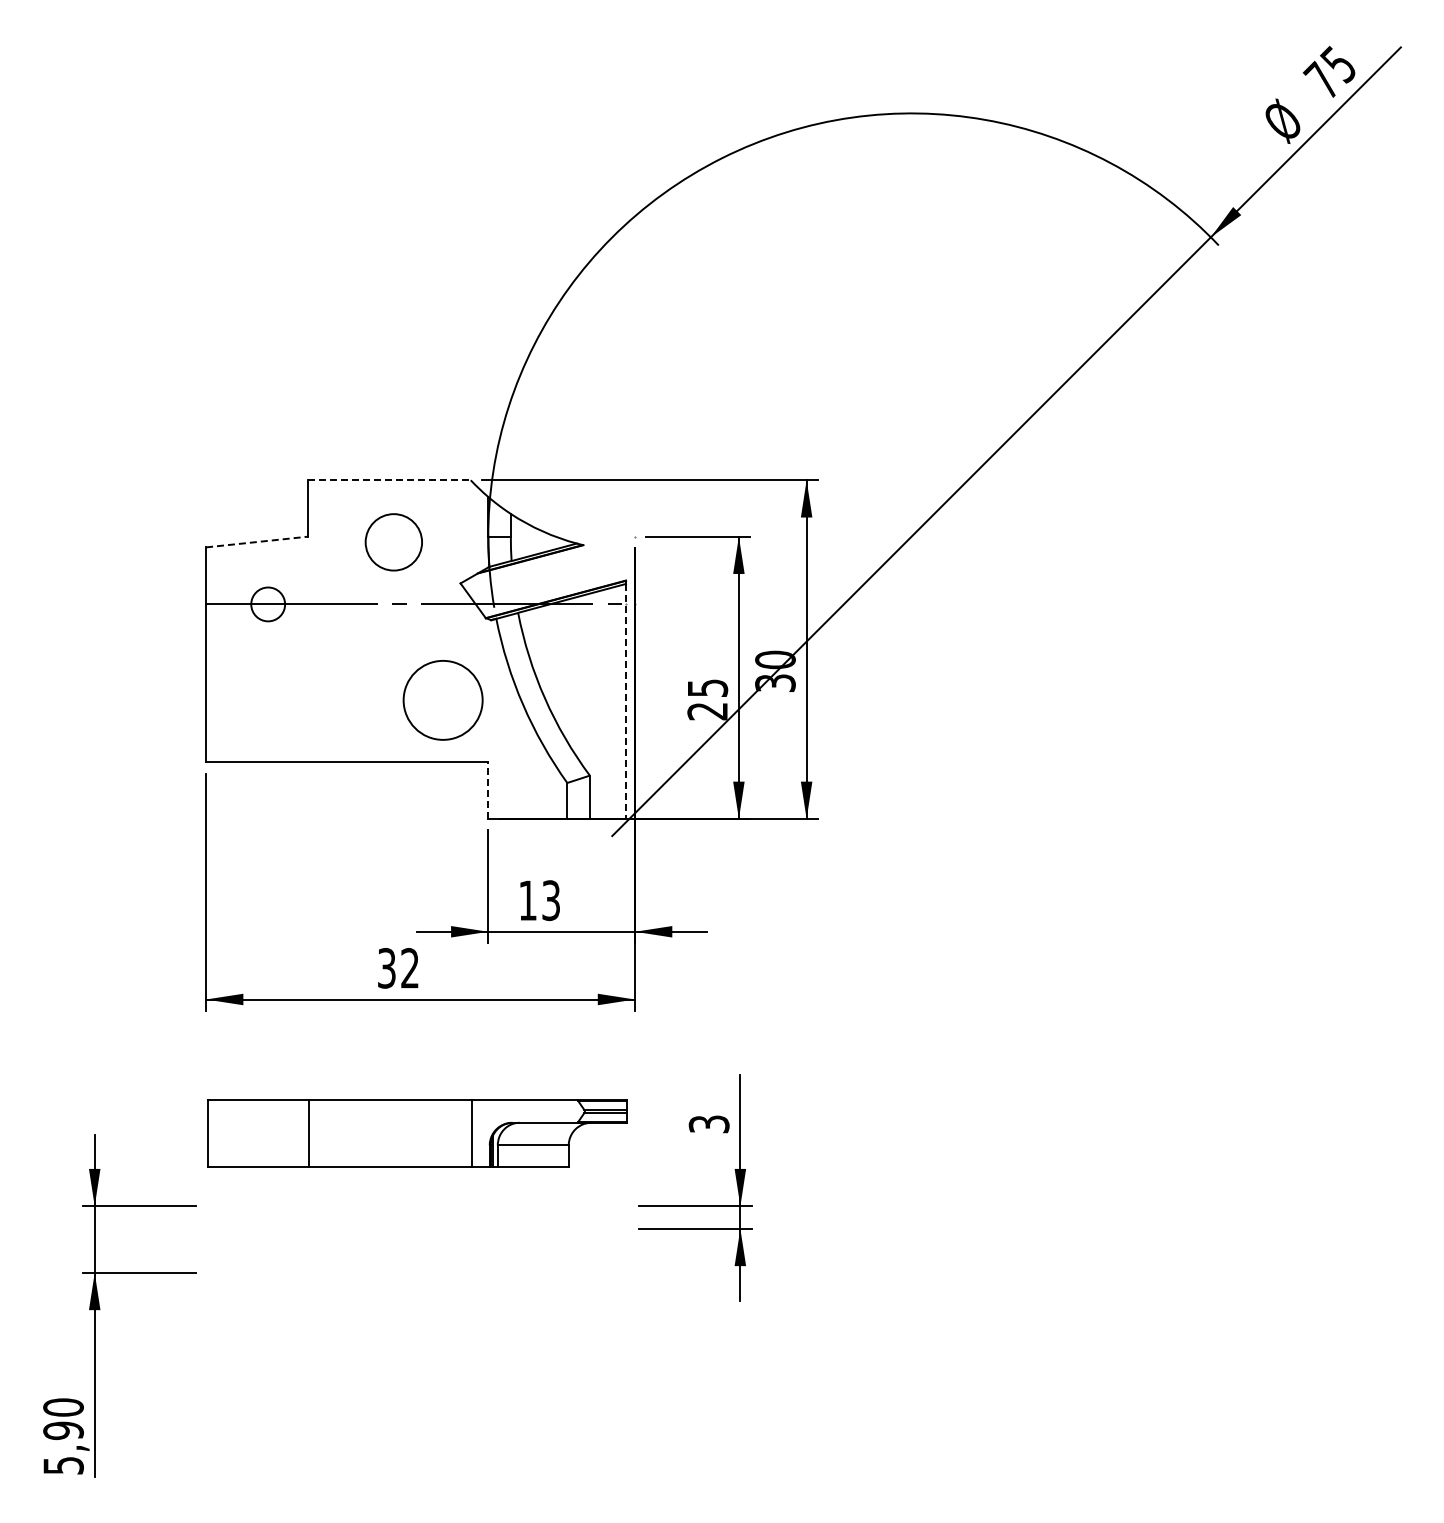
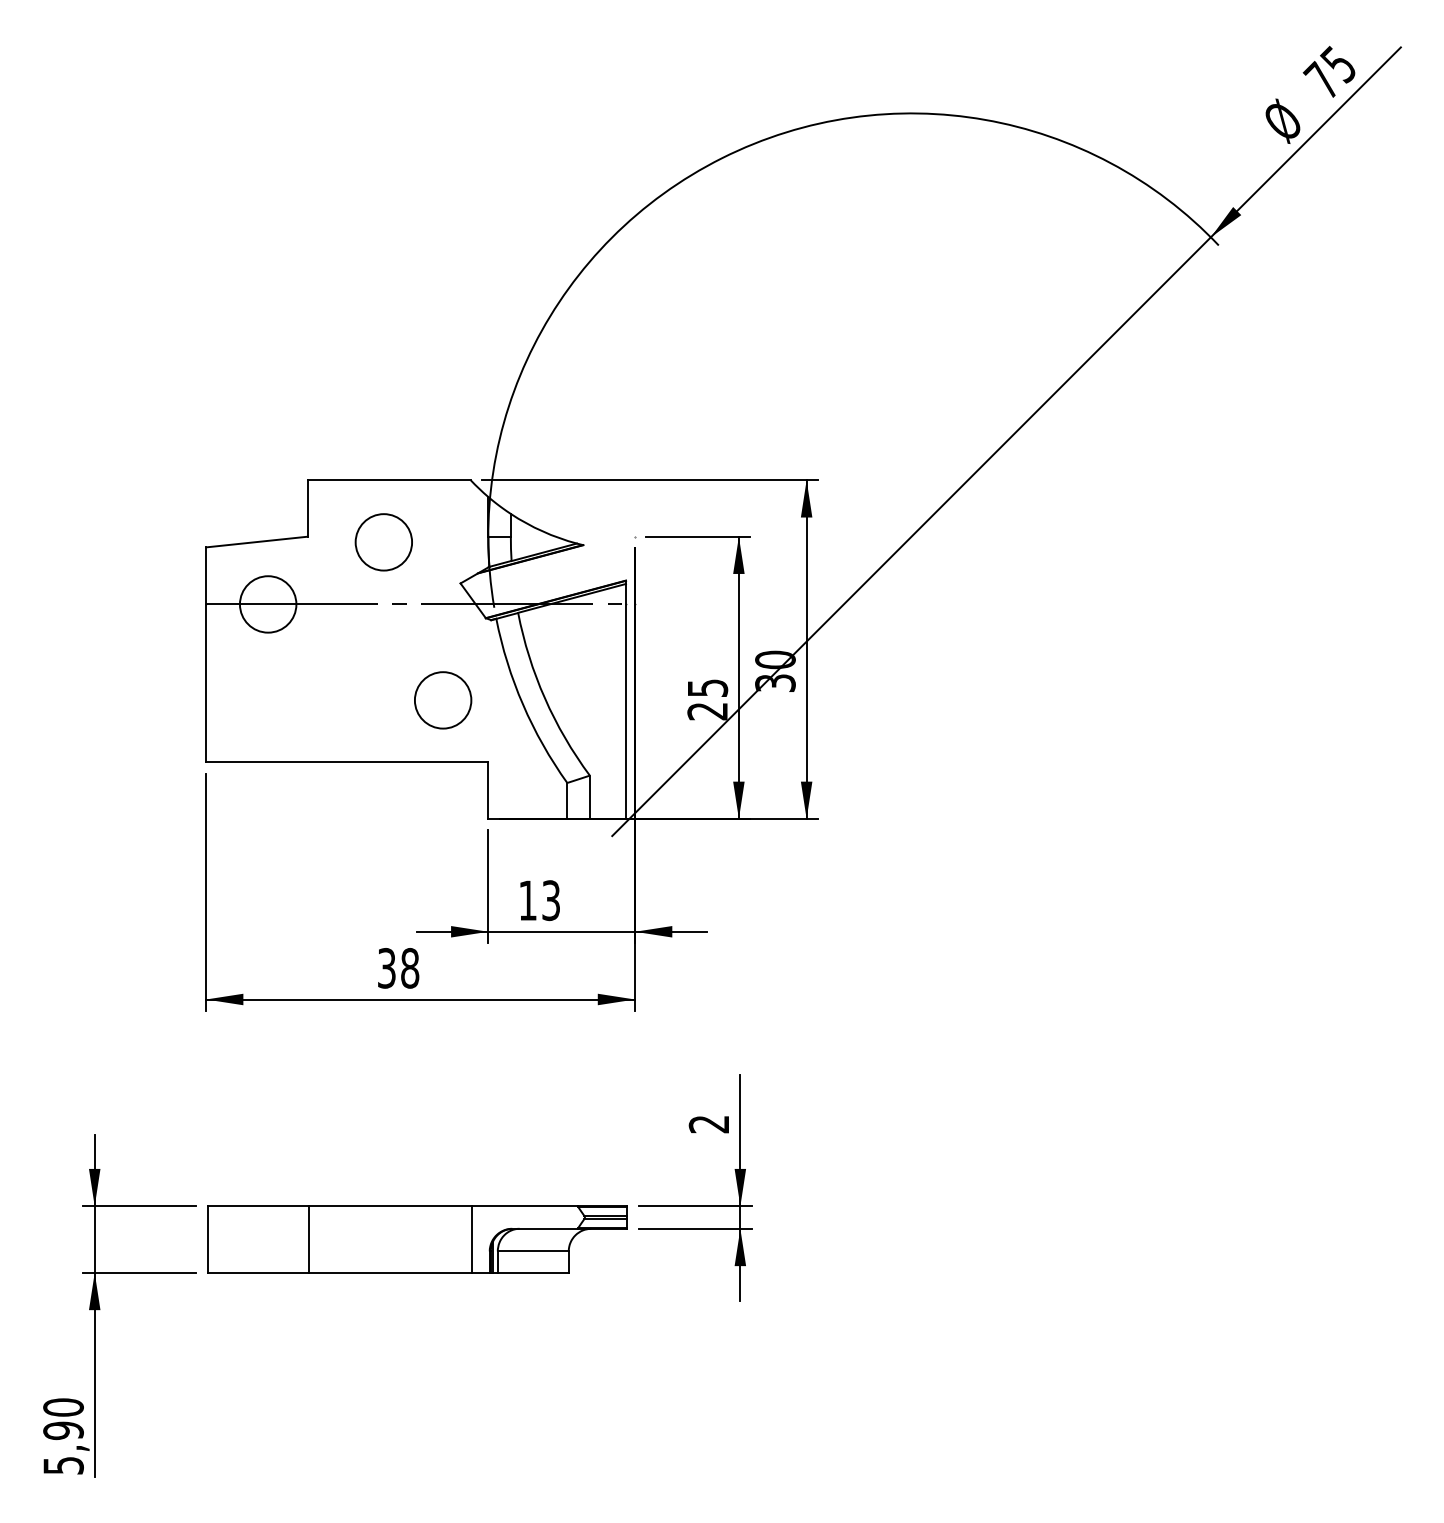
line: dashed -> solid (389, 480)
line: dashed -> solid (257, 542)
circle position: (393, 542) -> (383, 542) (383, 542)
circle diameter: 34 px -> 56 px (267, 604)
circle diameter: 79 px -> 56 px (442, 700)
line: dashed -> solid (626, 701)
line: dashed -> solid (488, 790)
text: 32 -> 38 (410, 968)
text: 3 -> 2 (709, 1124)
part position: (417, 1133) -> (417, 1239) (417, 1239)
